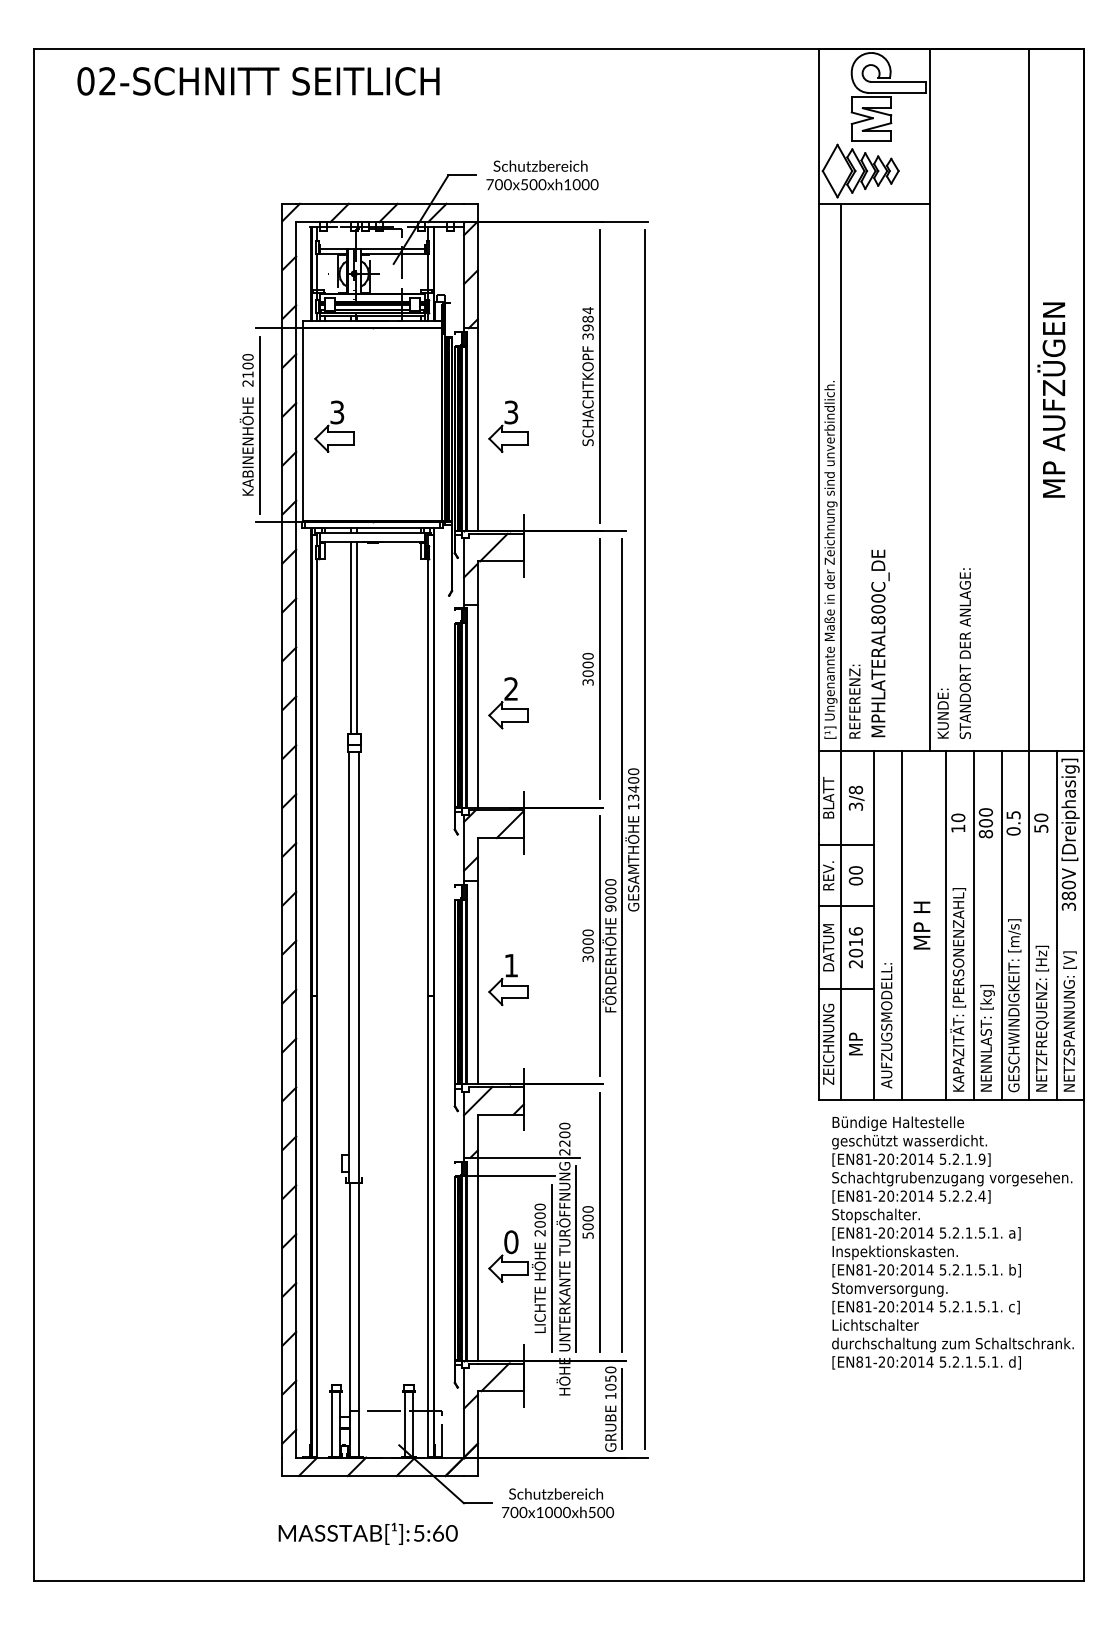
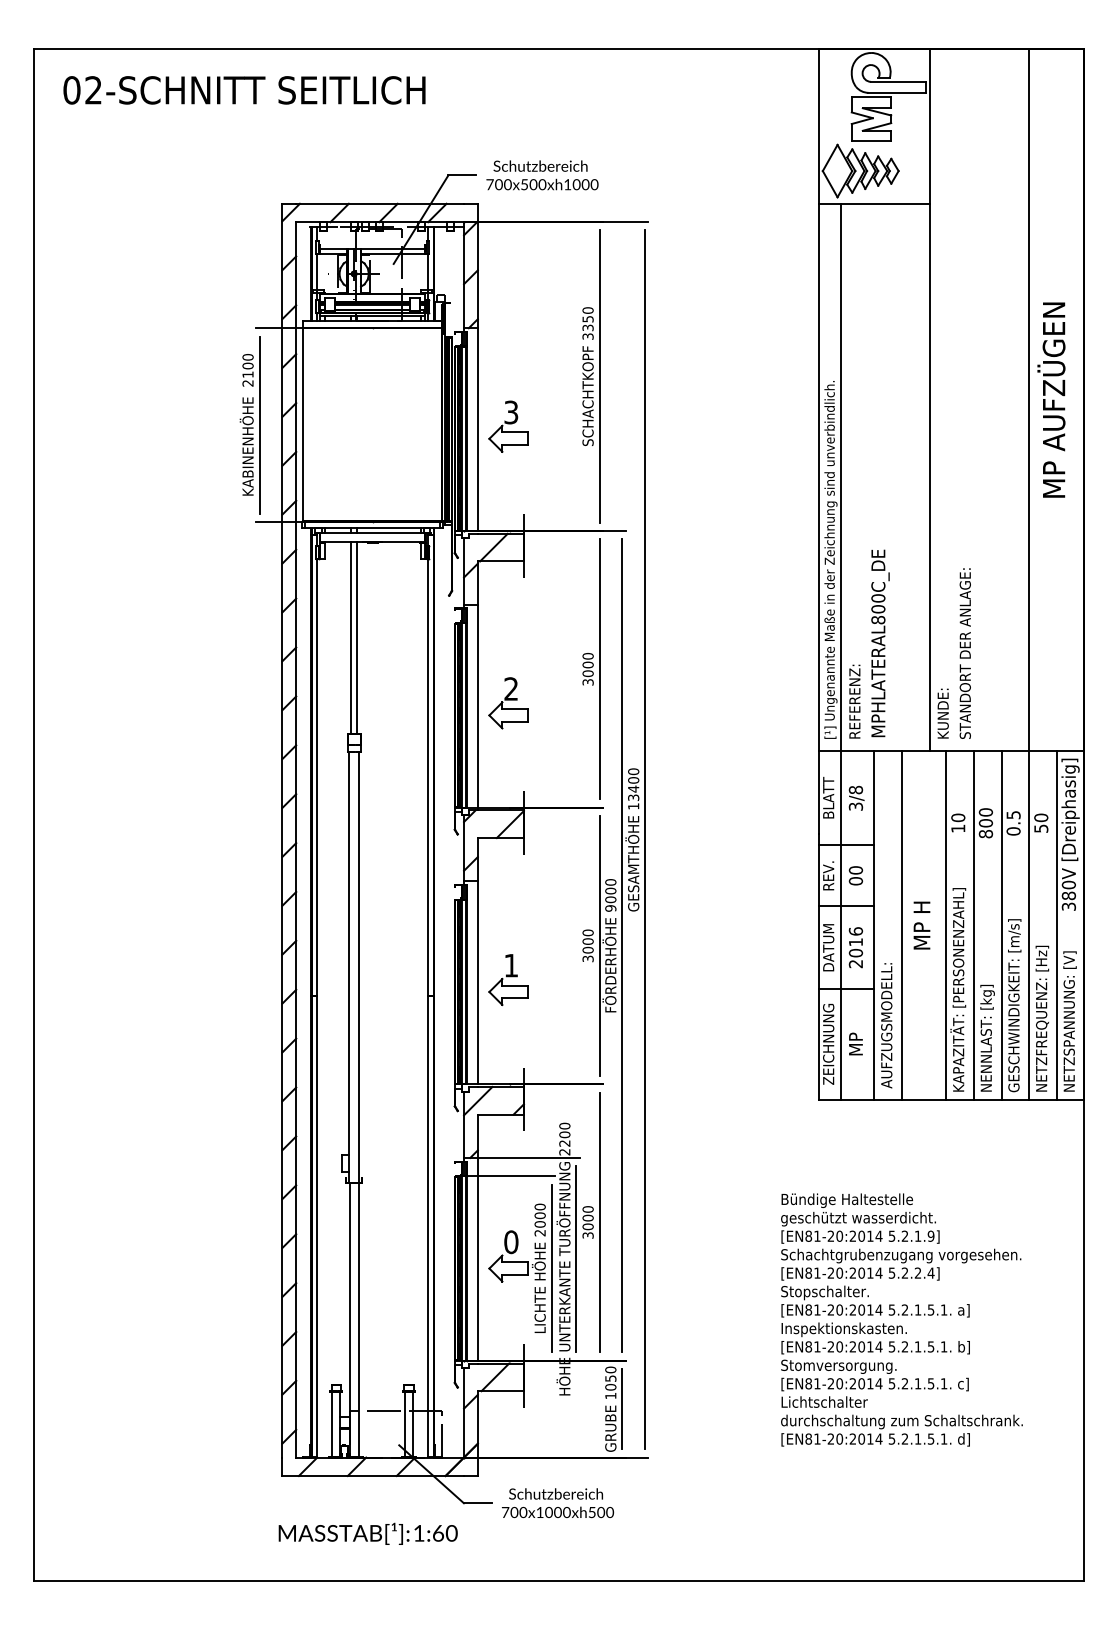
text position: (258, 81) -> (244, 90) (244, 90)
text: 3984 -> 3350 (587, 319)
part: present -> none (334, 426)
text: 5000 -> 3000 (587, 1235)
text position: (952, 1242) -> (901, 1319) (901, 1319)
text: 5:60 -> 1:60 (419, 1533)
